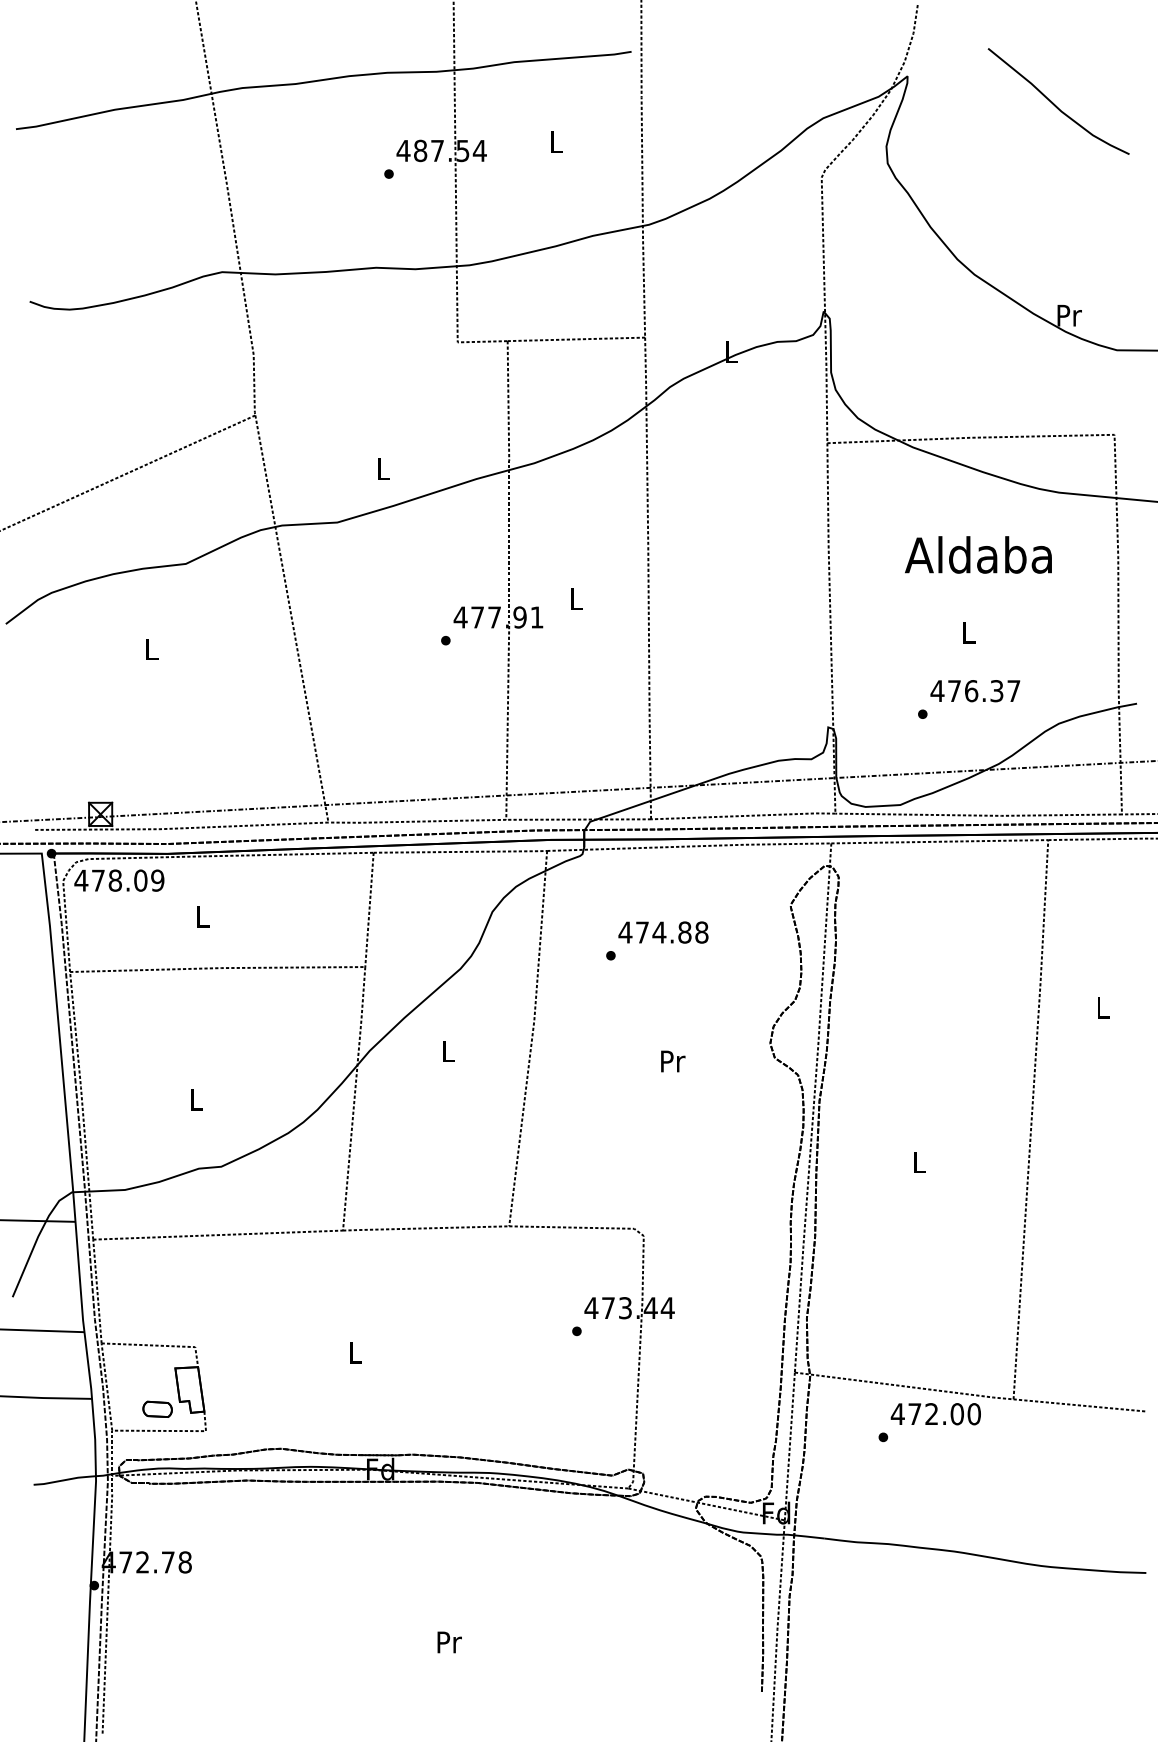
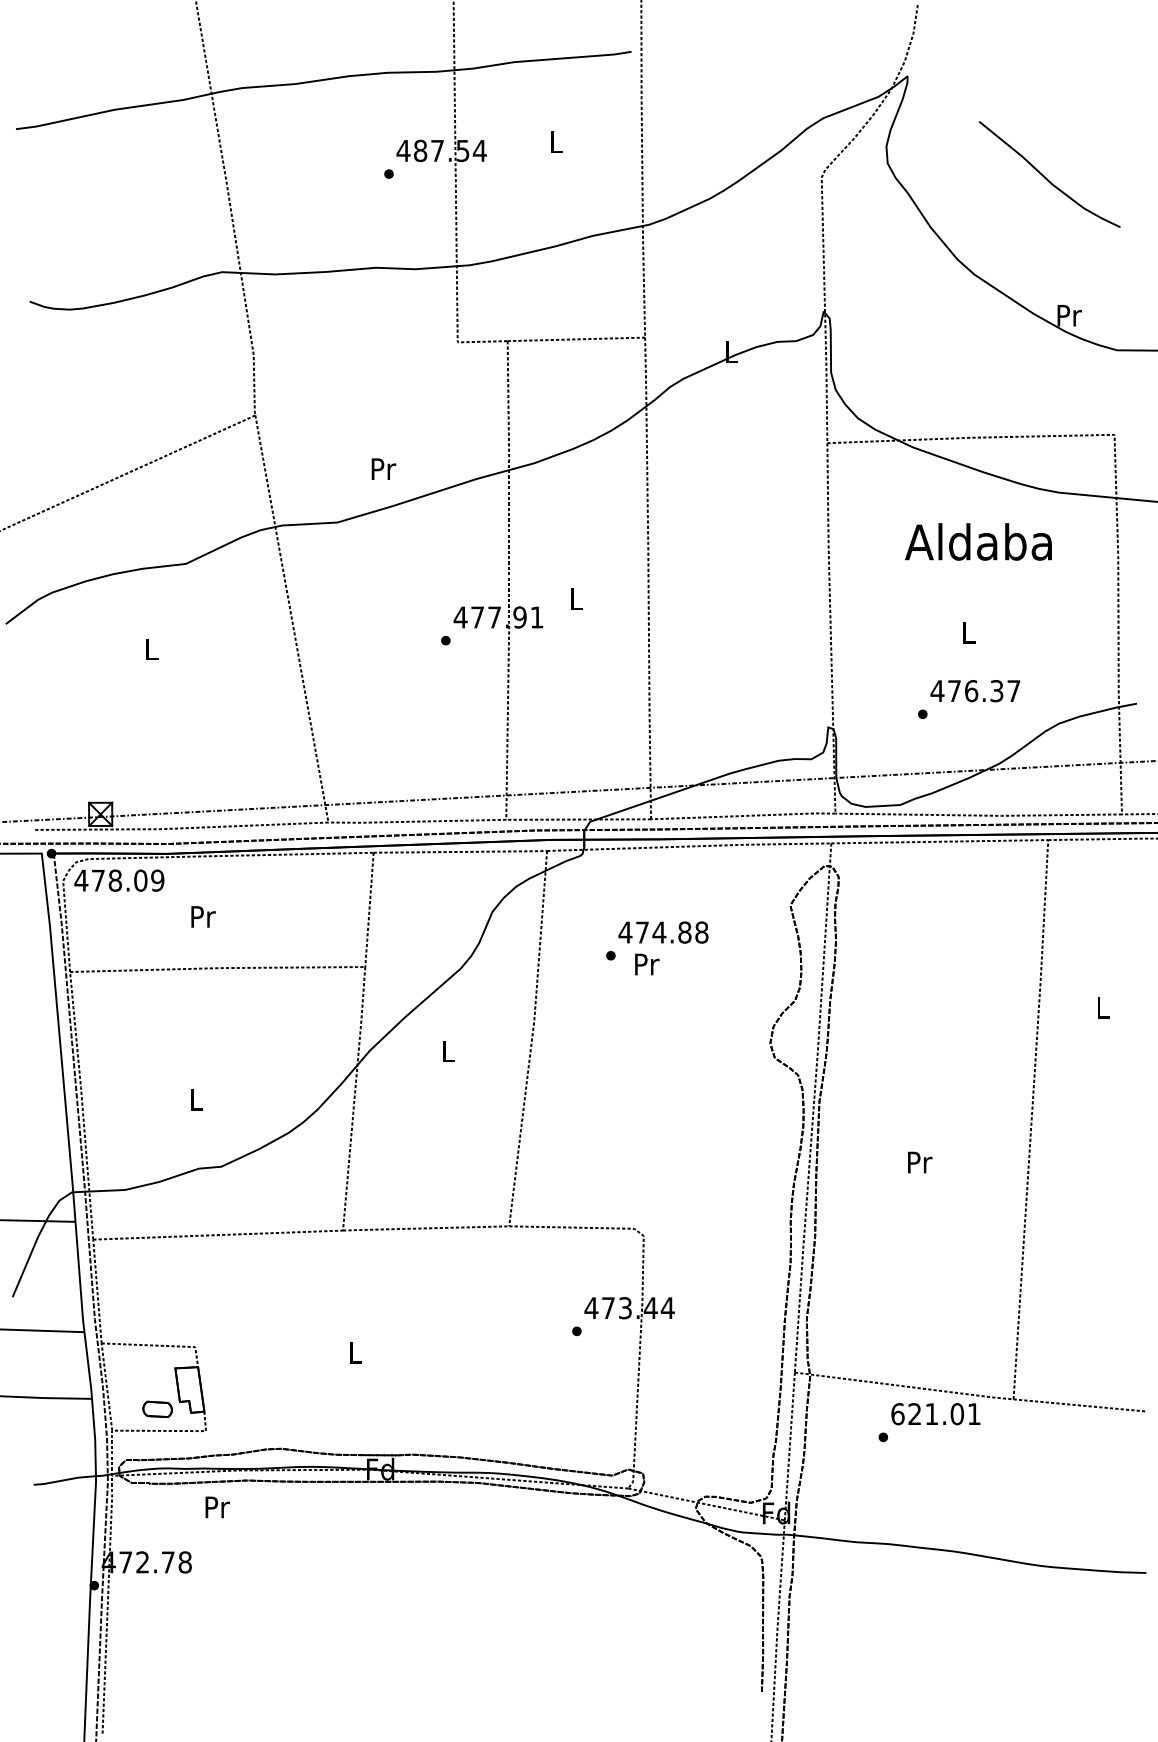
curve position: (1055, 104) -> (1046, 177) (1046, 177)
text: L -> Pr (383, 468)
text position: (978, 554) -> (978, 541) (978, 541)
text: L -> Pr (203, 916)
text position: (673, 1061) -> (647, 964) (647, 964)
text: L -> Pr (920, 1162)
text: 472.00 -> 621.01 (935, 1414)
text position: (449, 1642) -> (217, 1507) (217, 1507)
